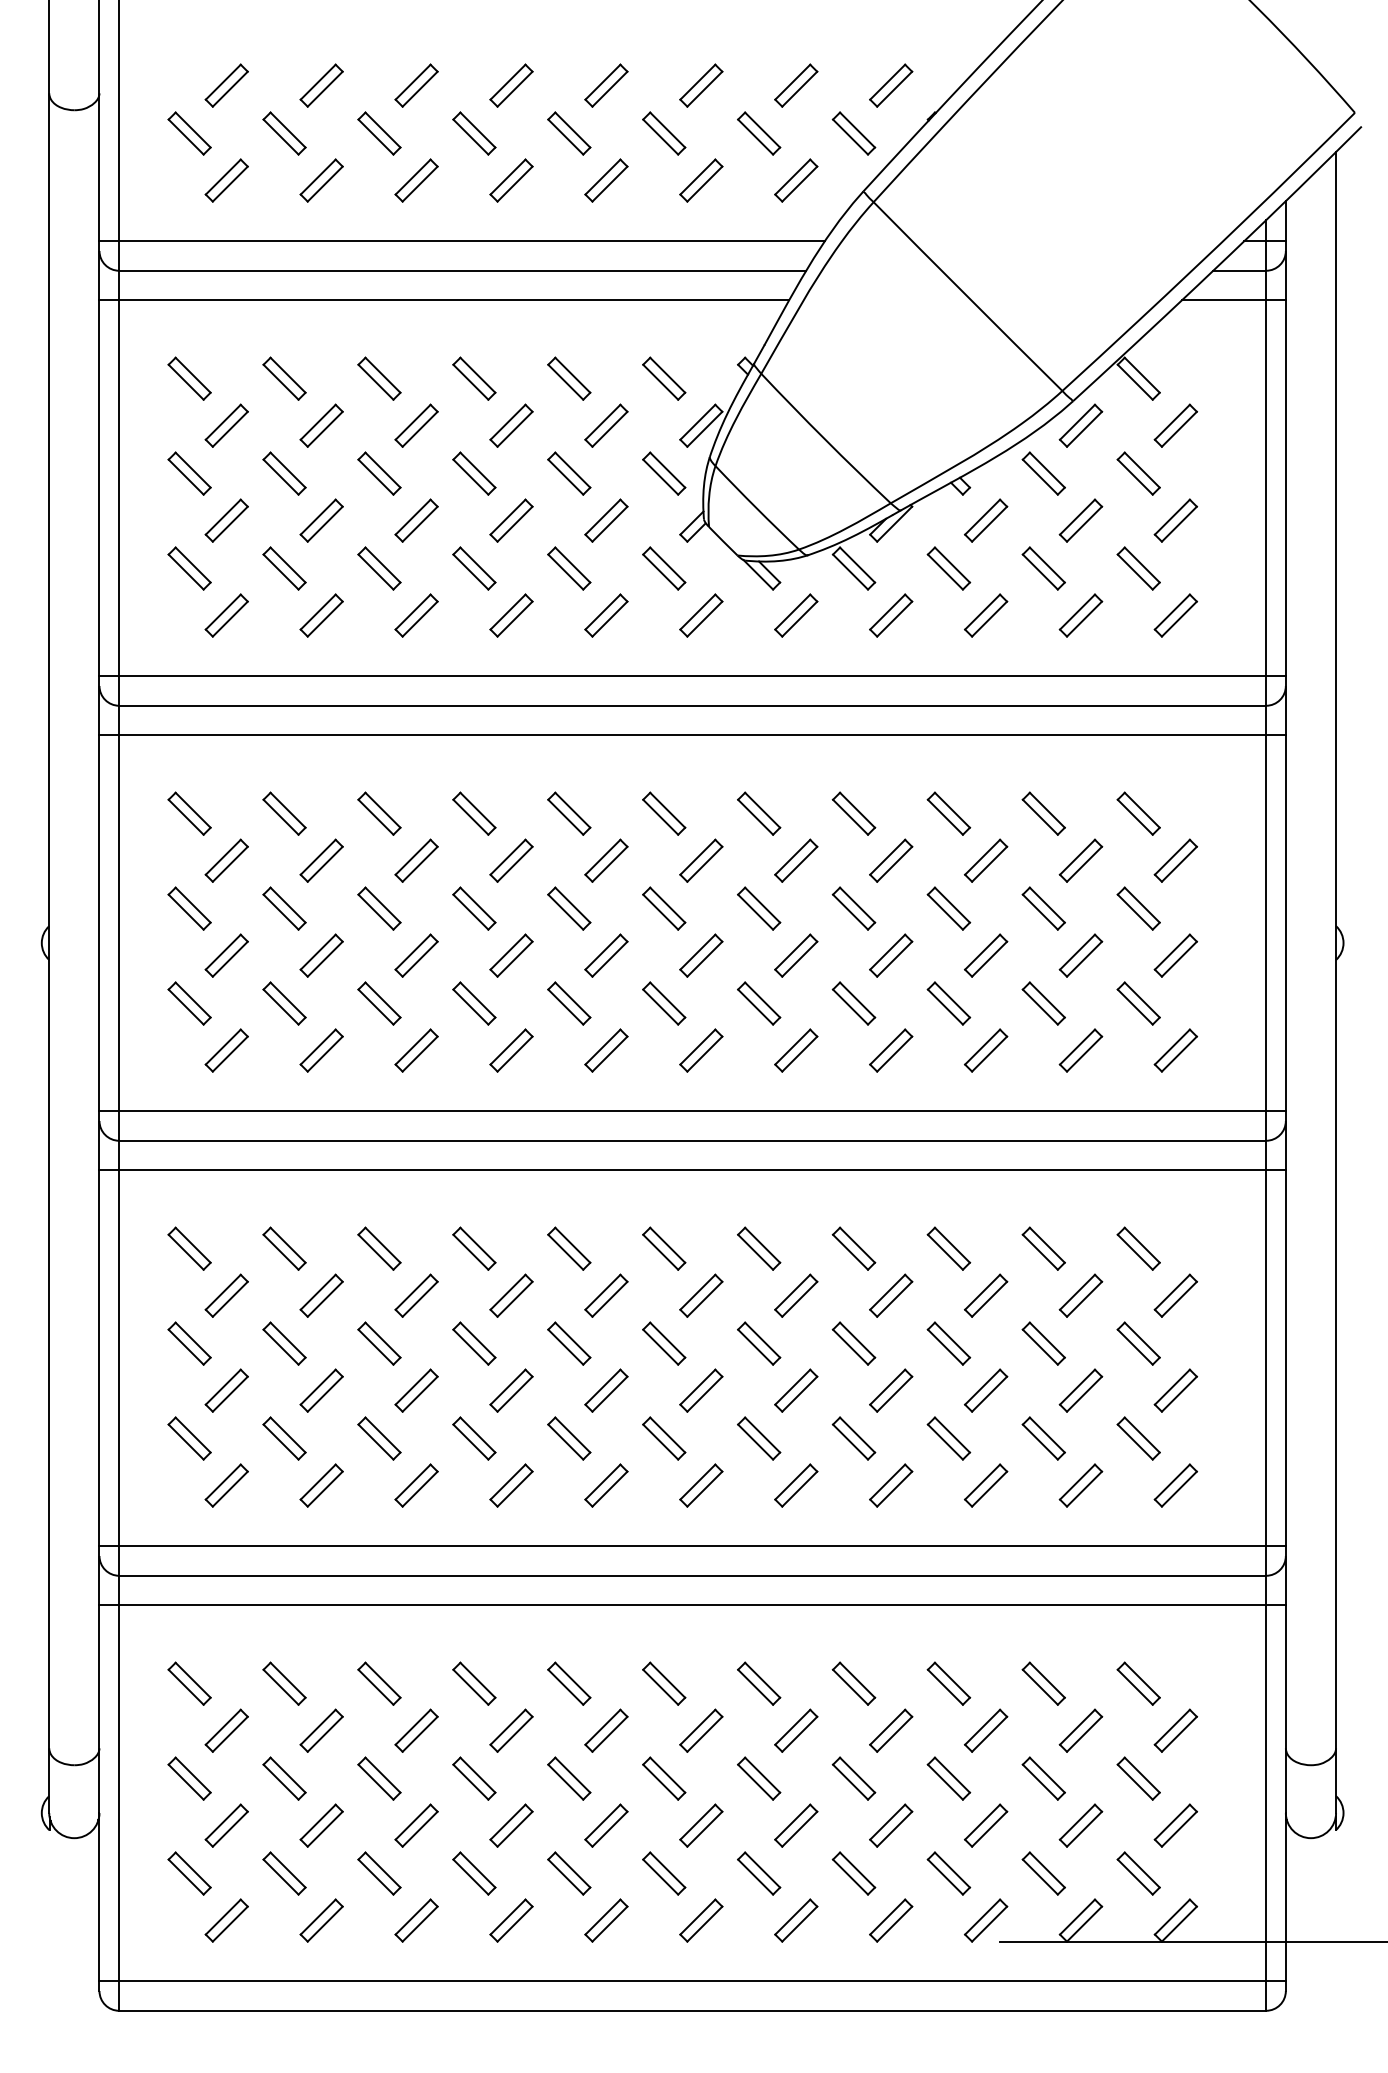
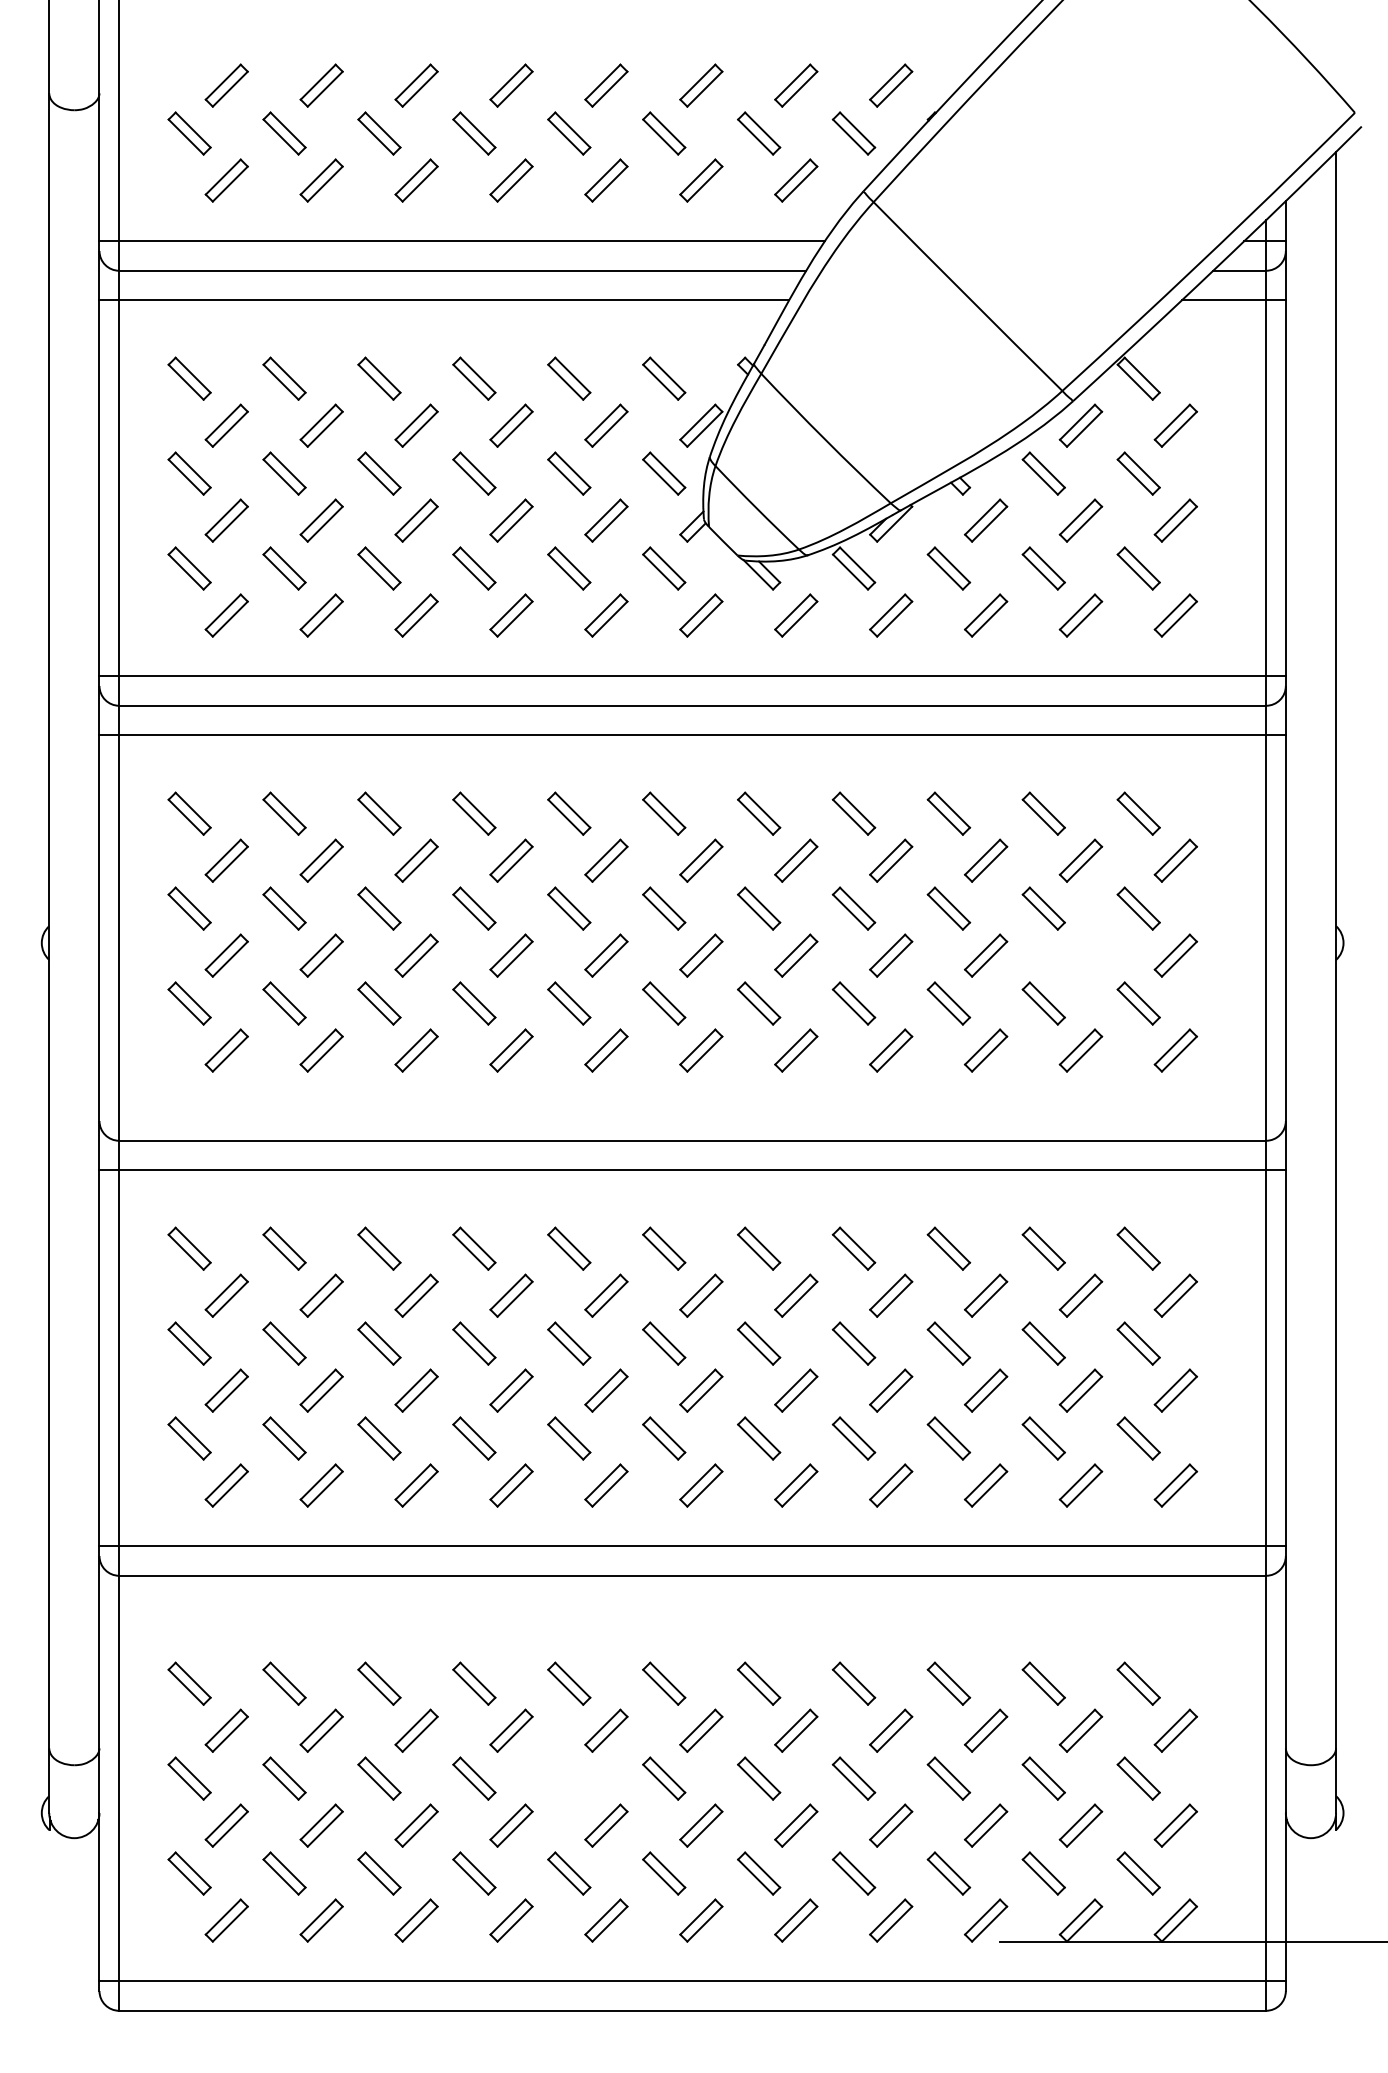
part: present -> none (1080, 955)
line: present -> none (692, 1111)
line: present -> none (692, 1605)
part: present -> none (569, 1778)
